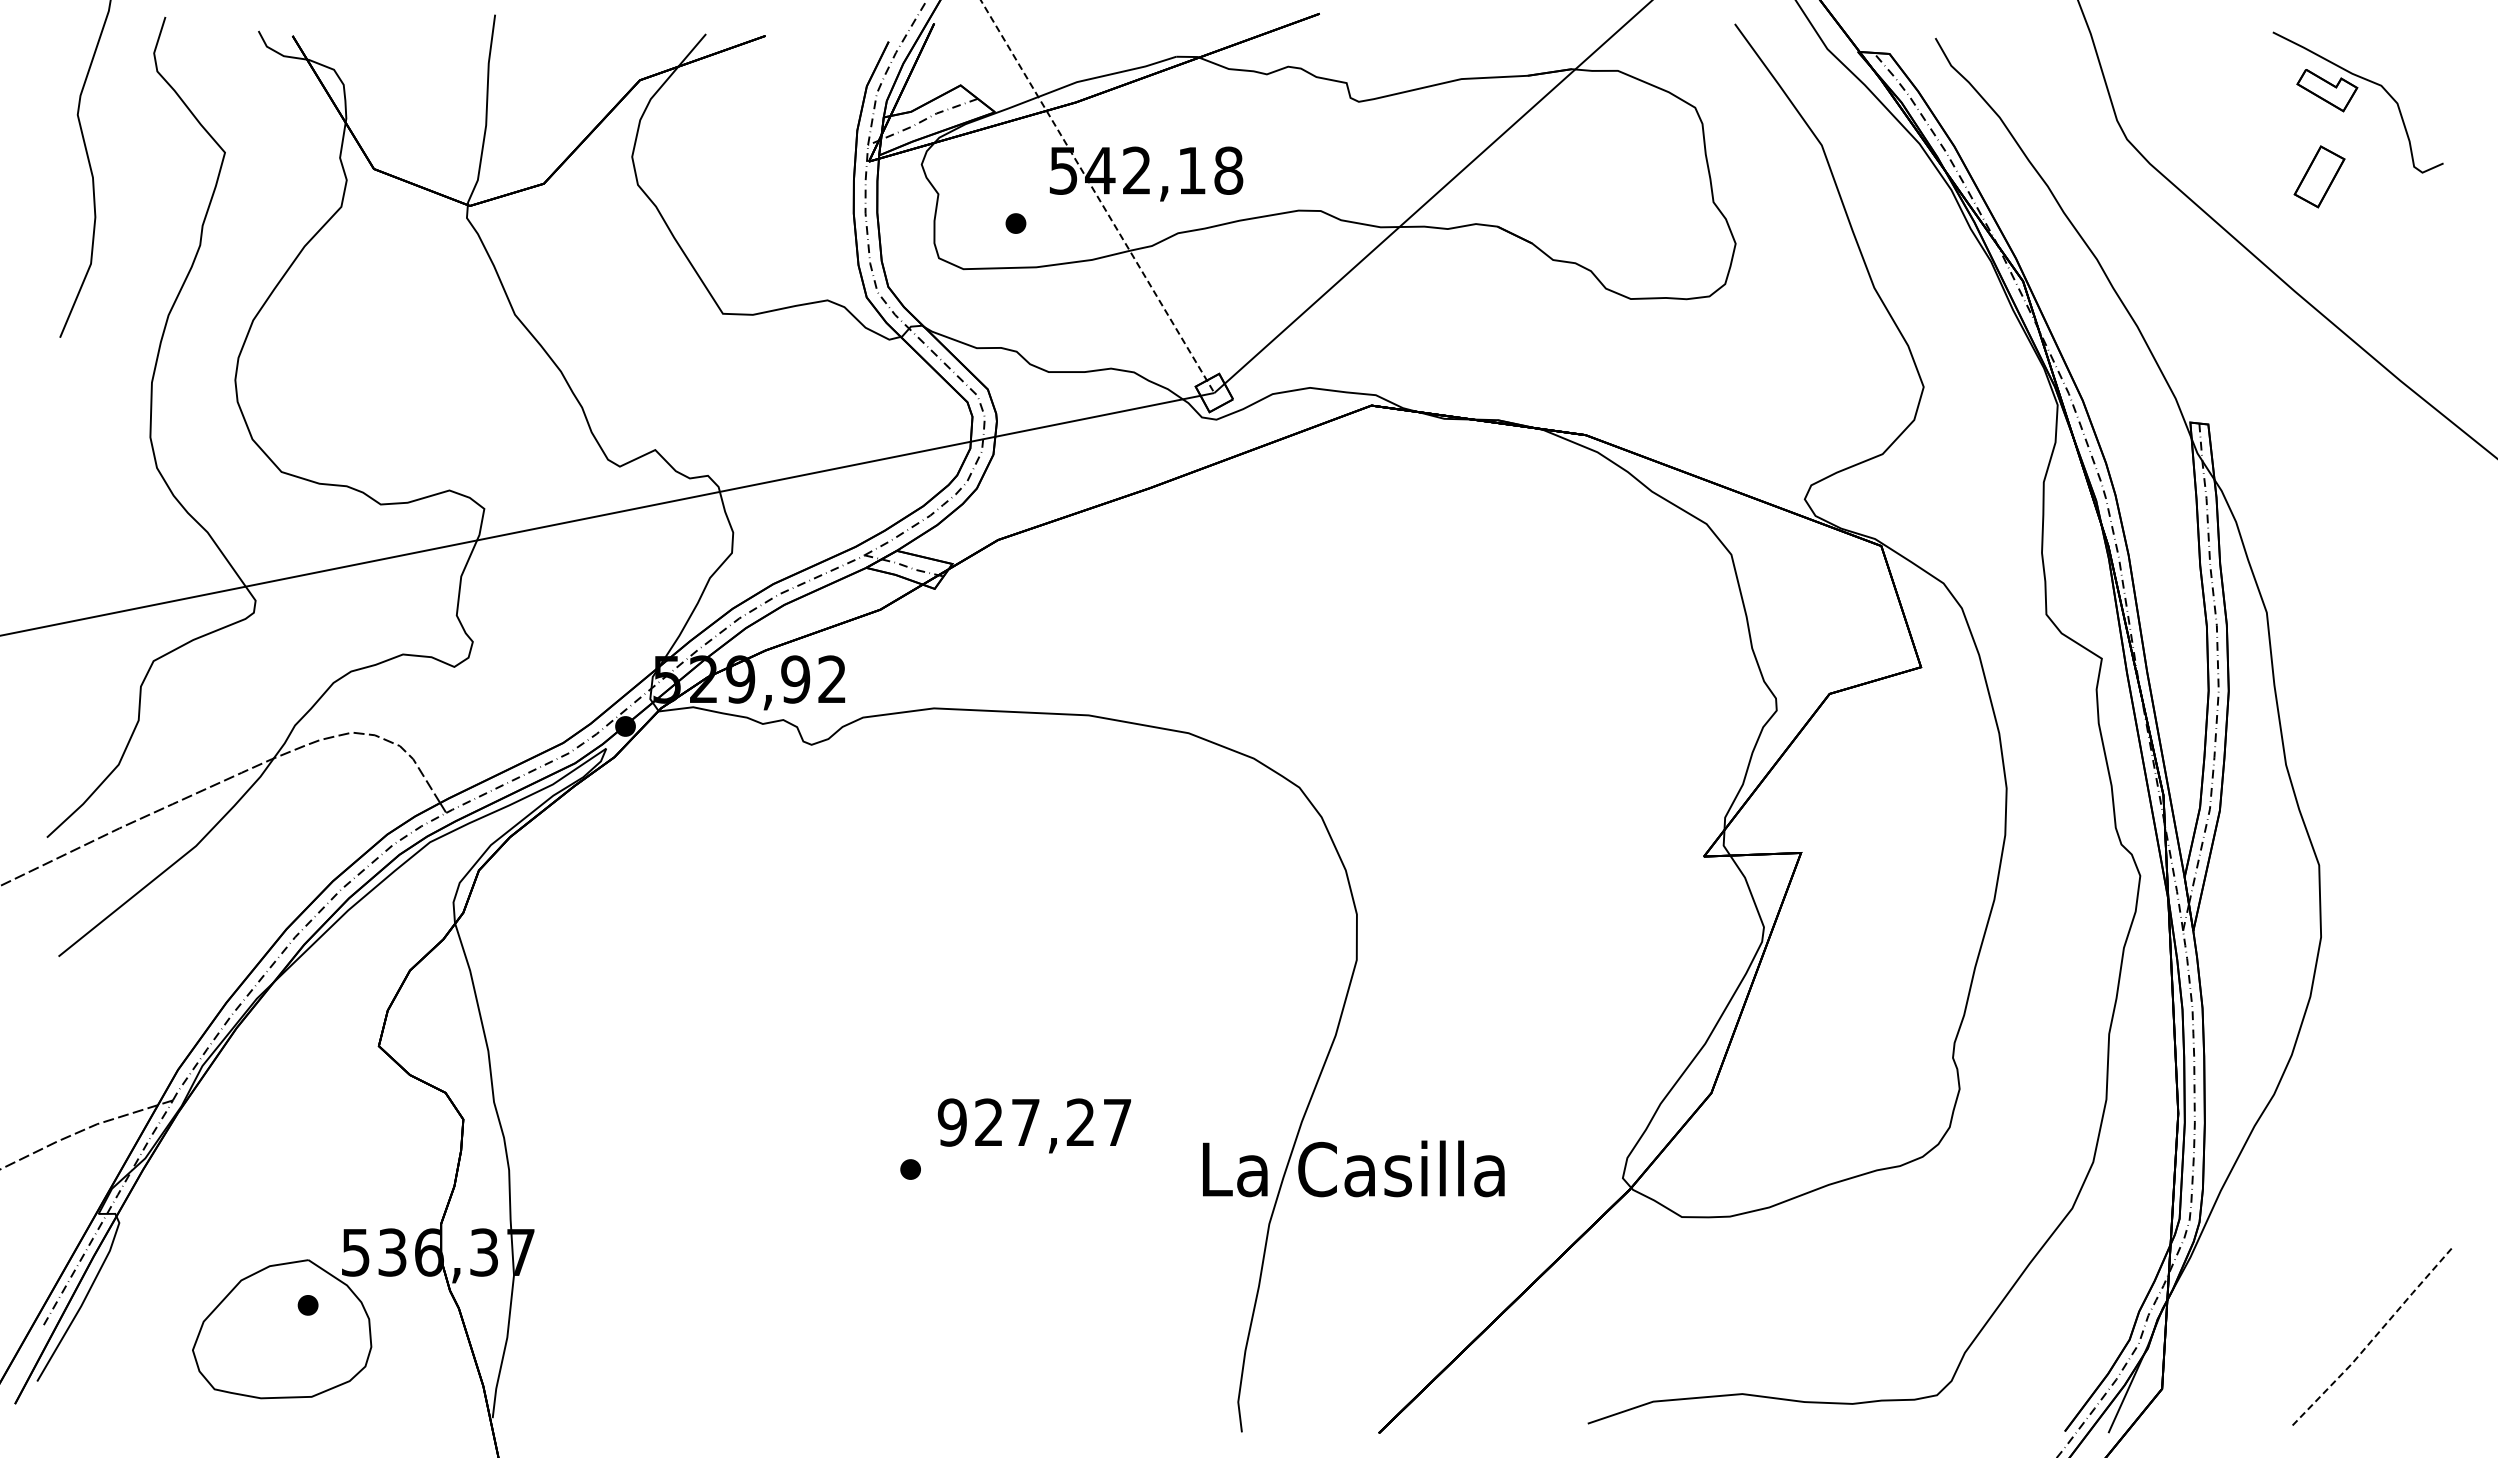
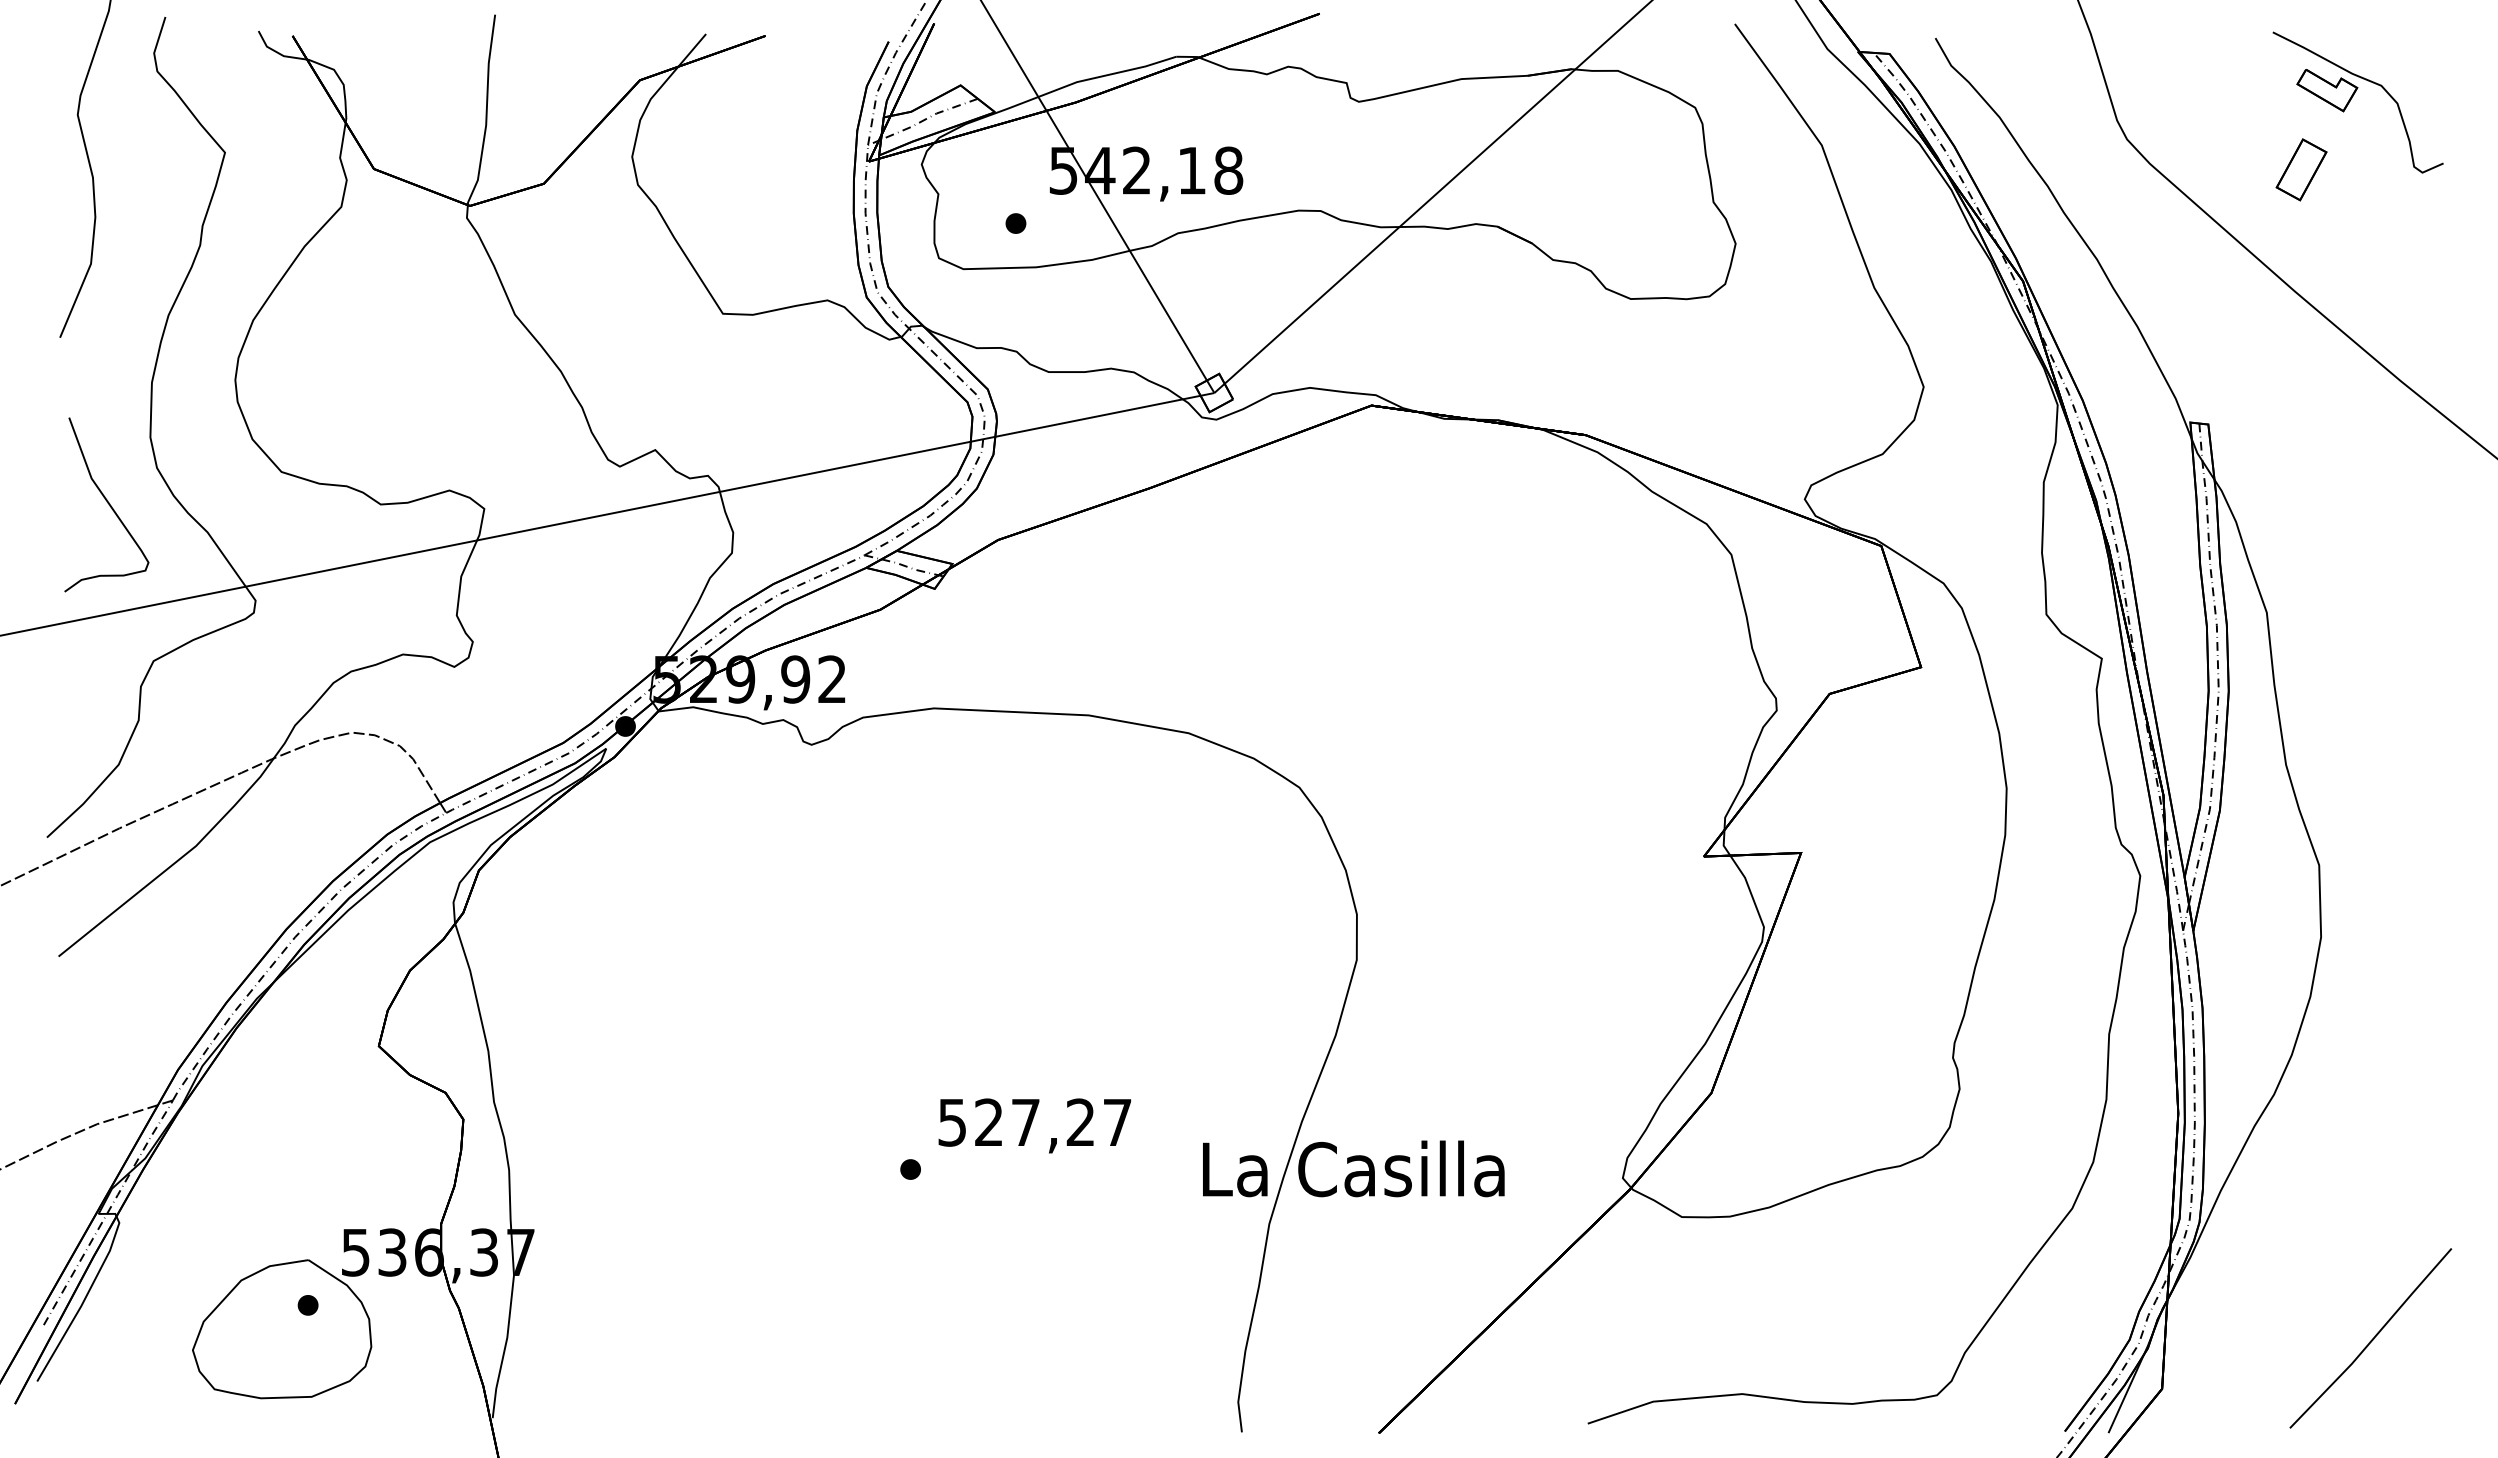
part position: (2319, 176) -> (2301, 169) (2301, 169)
line: dashed -> solid (1097, 197)
curve: none -> present (107, 503)
text: 927,27 -> 527,27 (951, 1122)
line: dashed -> solid (2372, 1339)
